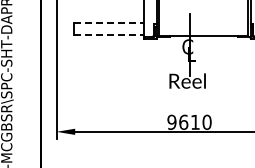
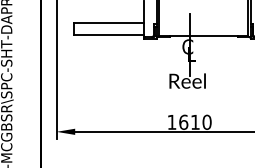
line: dashed -> solid (109, 22)
line: dashed -> solid (109, 35)
text: 9610 -> 1610 (171, 121)
